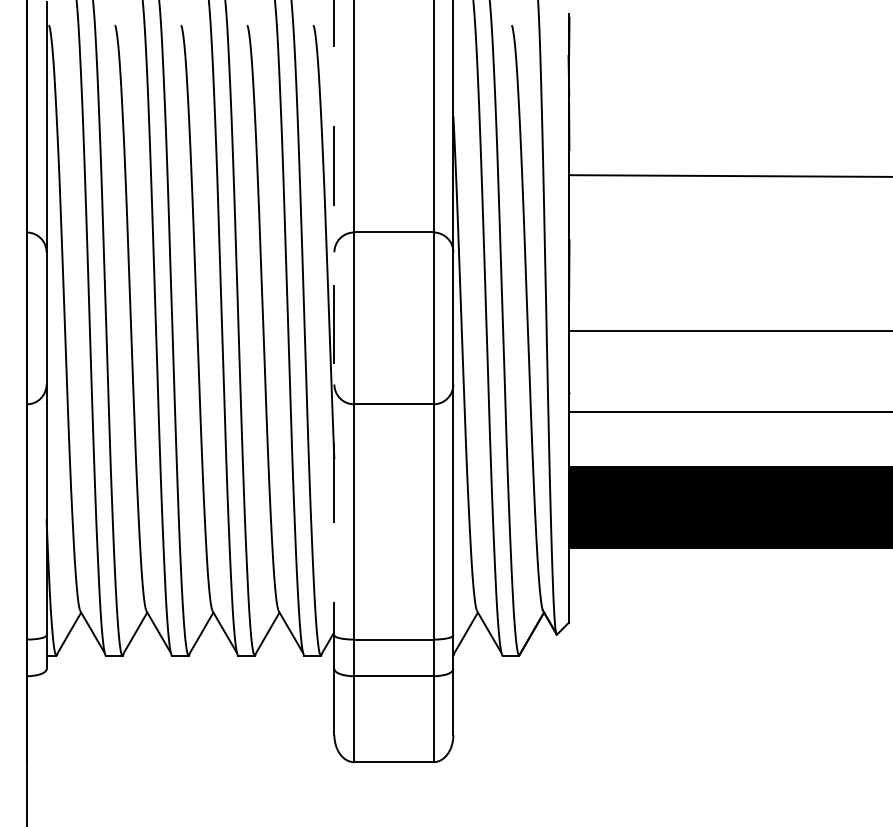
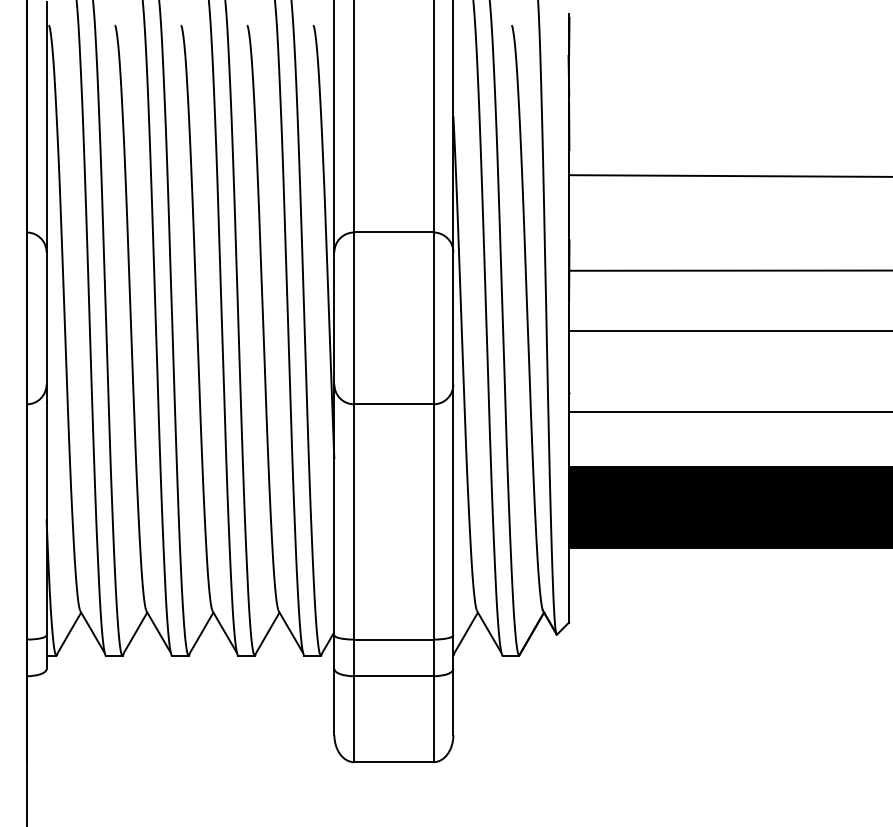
line: none -> present (729, 270)
line: dashed -> solid (334, 335)
